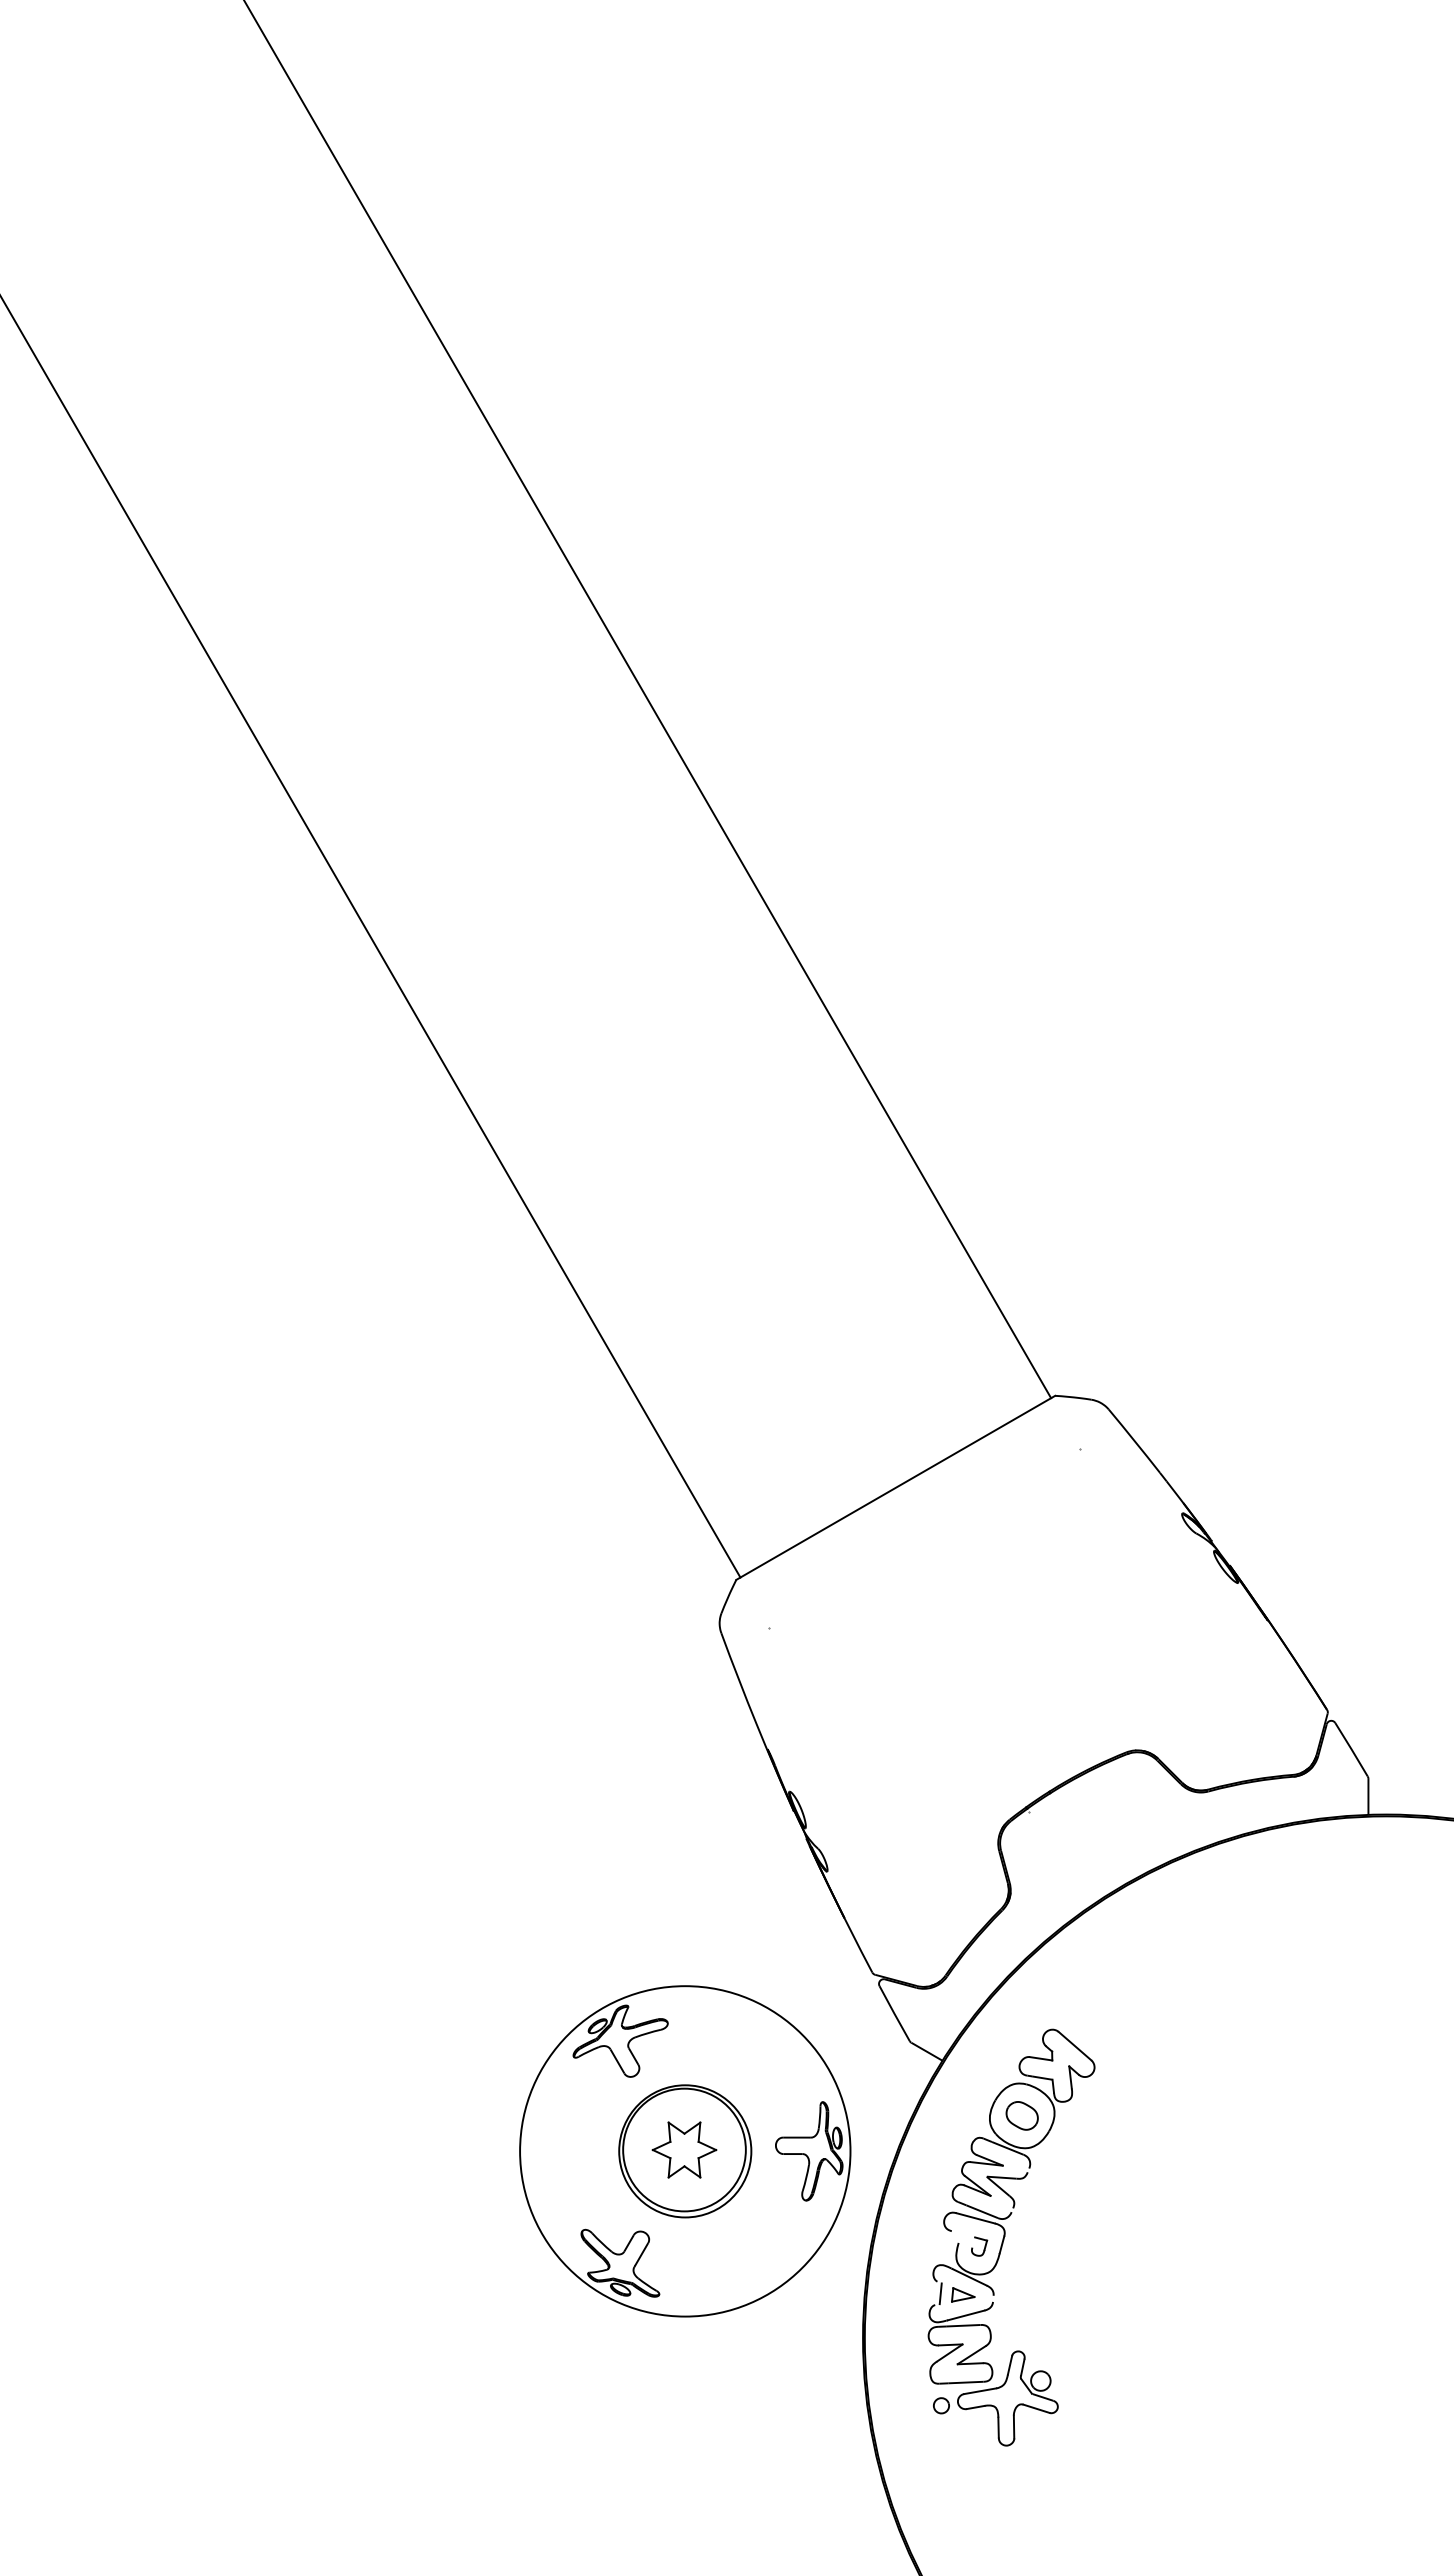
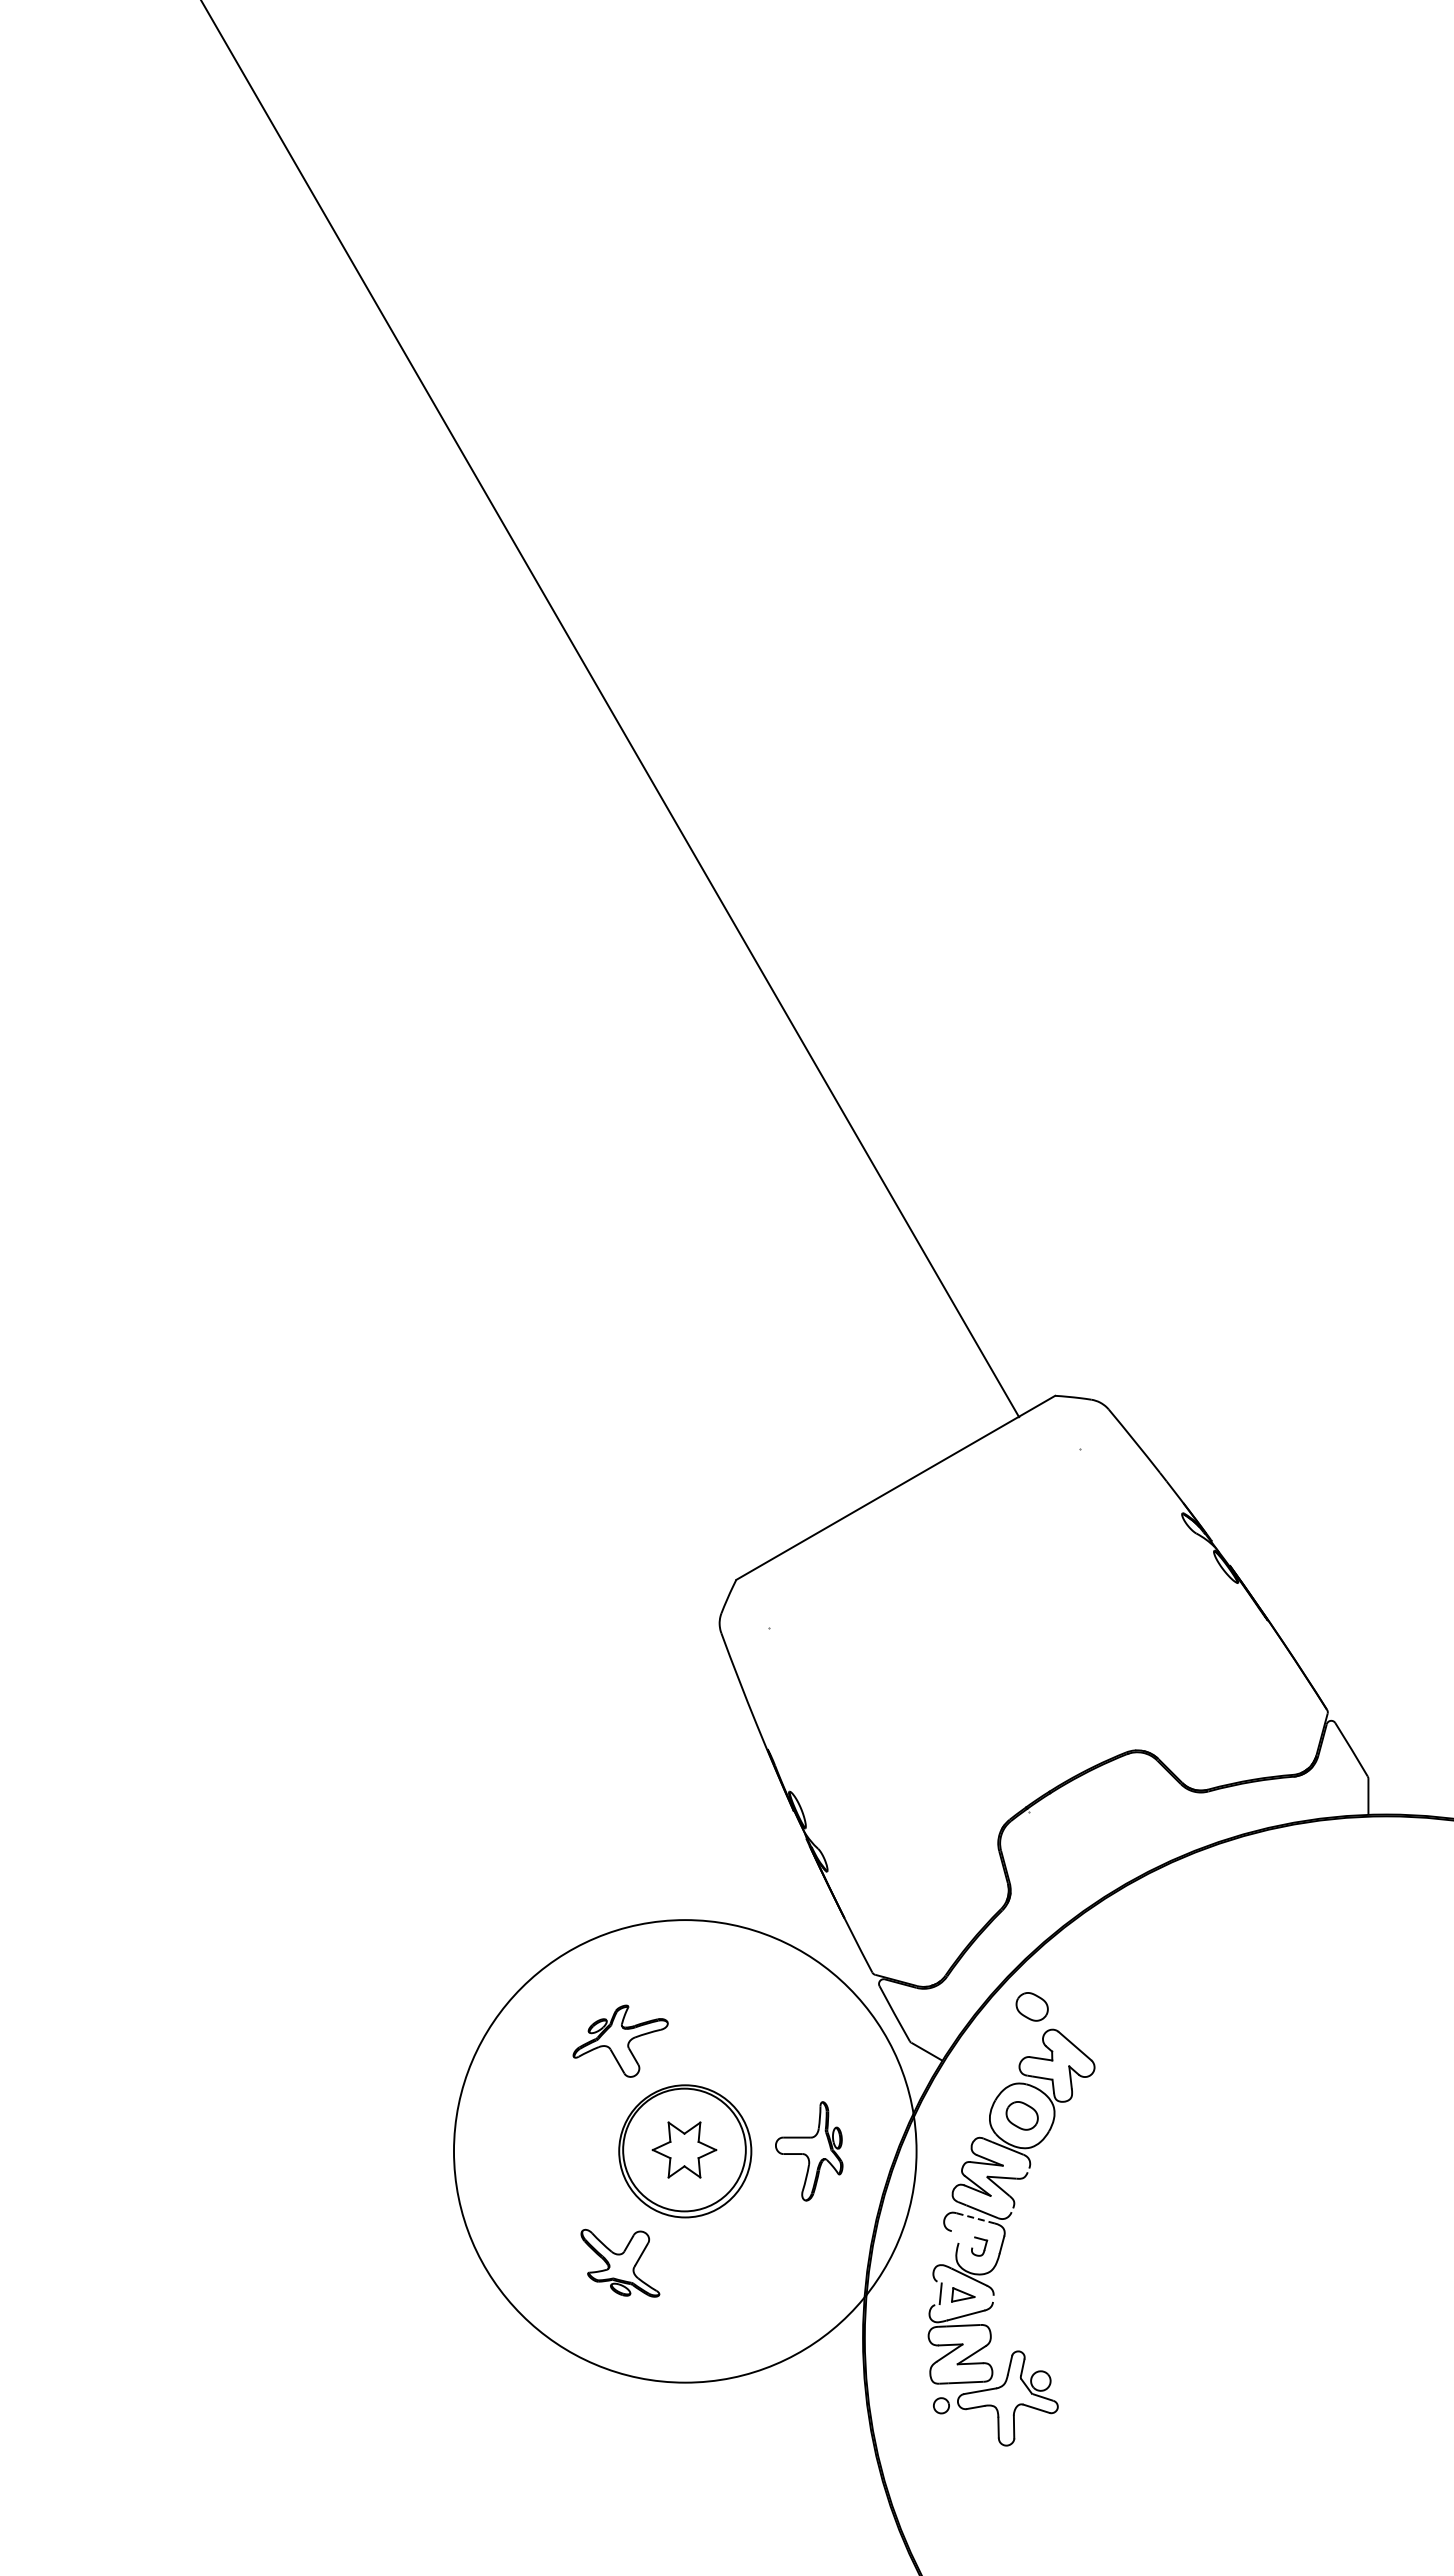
line position: (648, 700) -> (610, 709) (610, 709)
line: present -> none (371, 938)
part: none -> present (1031, 2006)
circle diameter: 330 px -> 463 px (685, 2151)
line: solid -> dashed (975, 2218)
